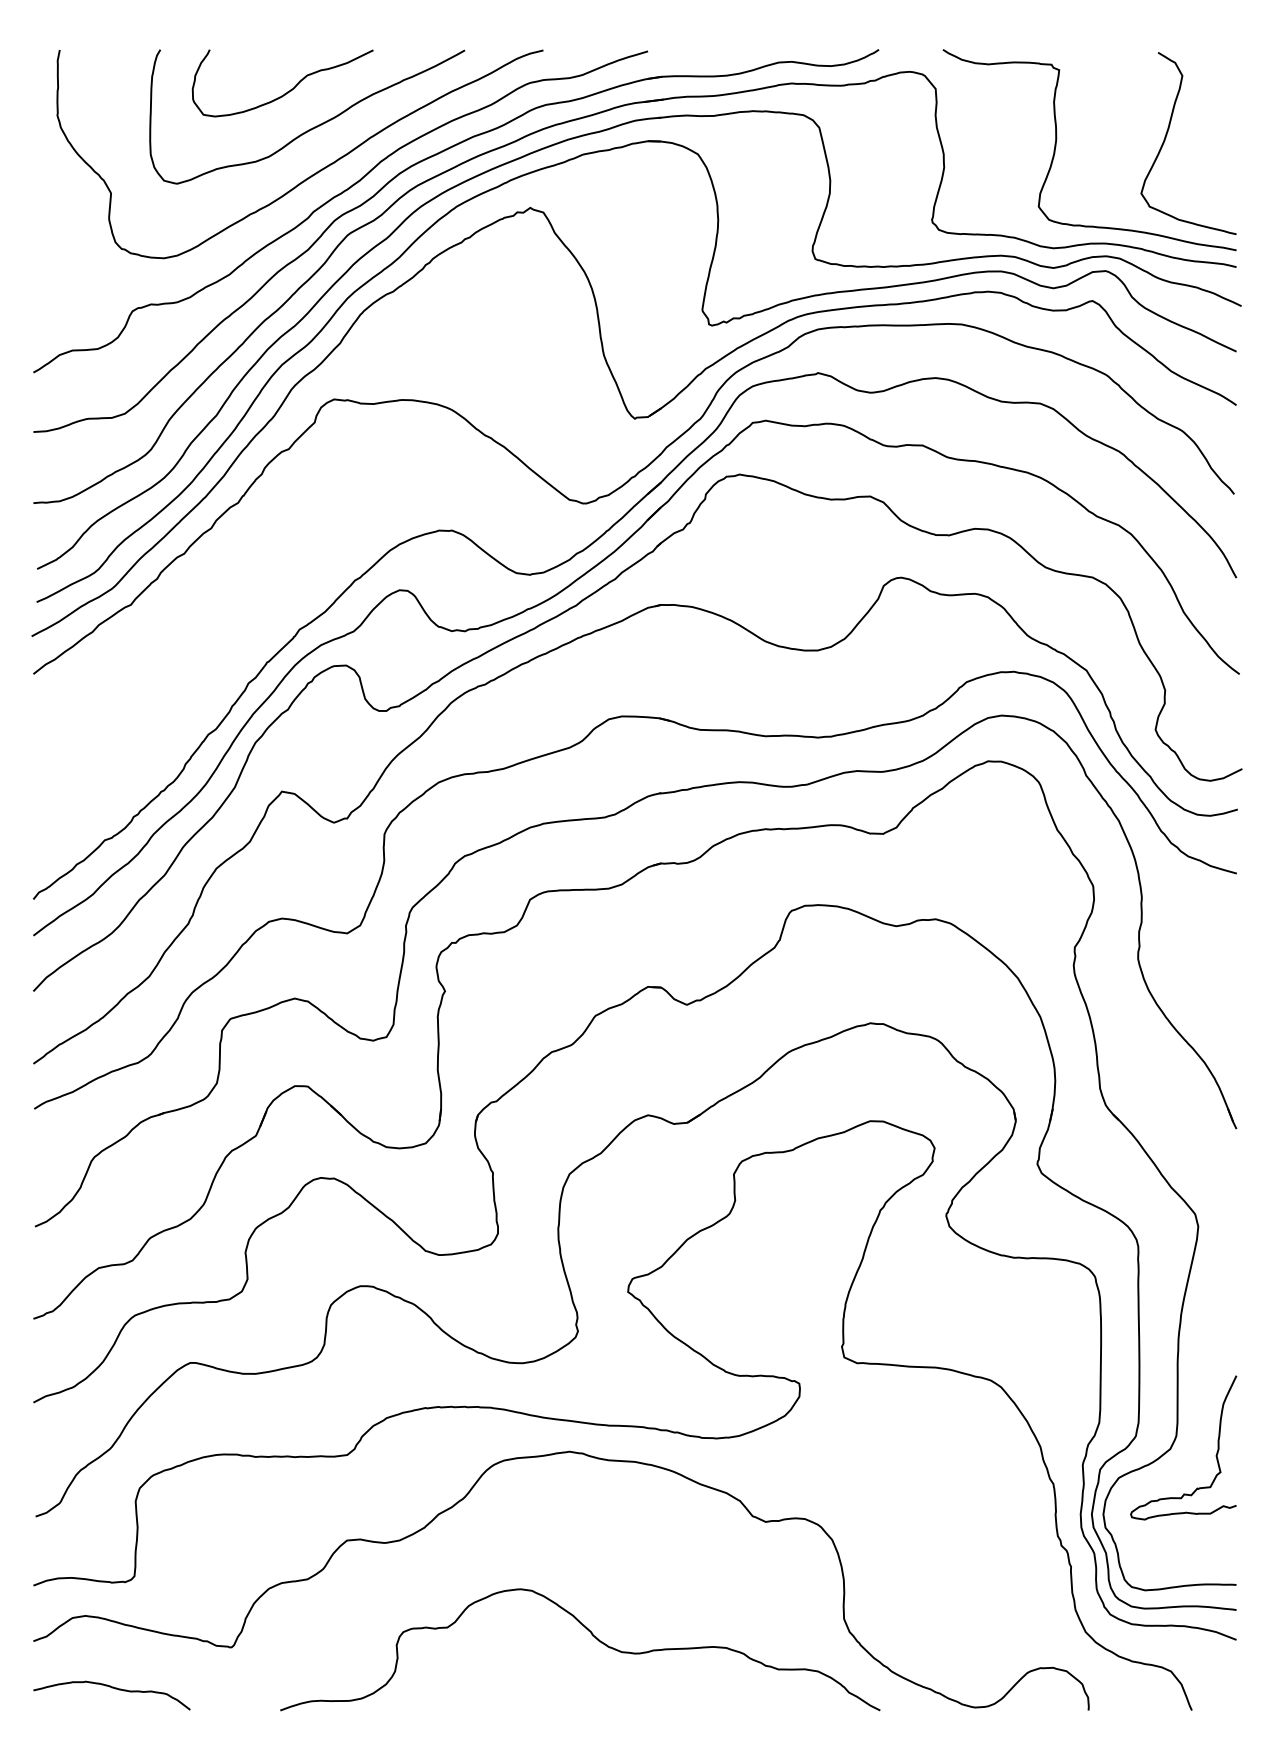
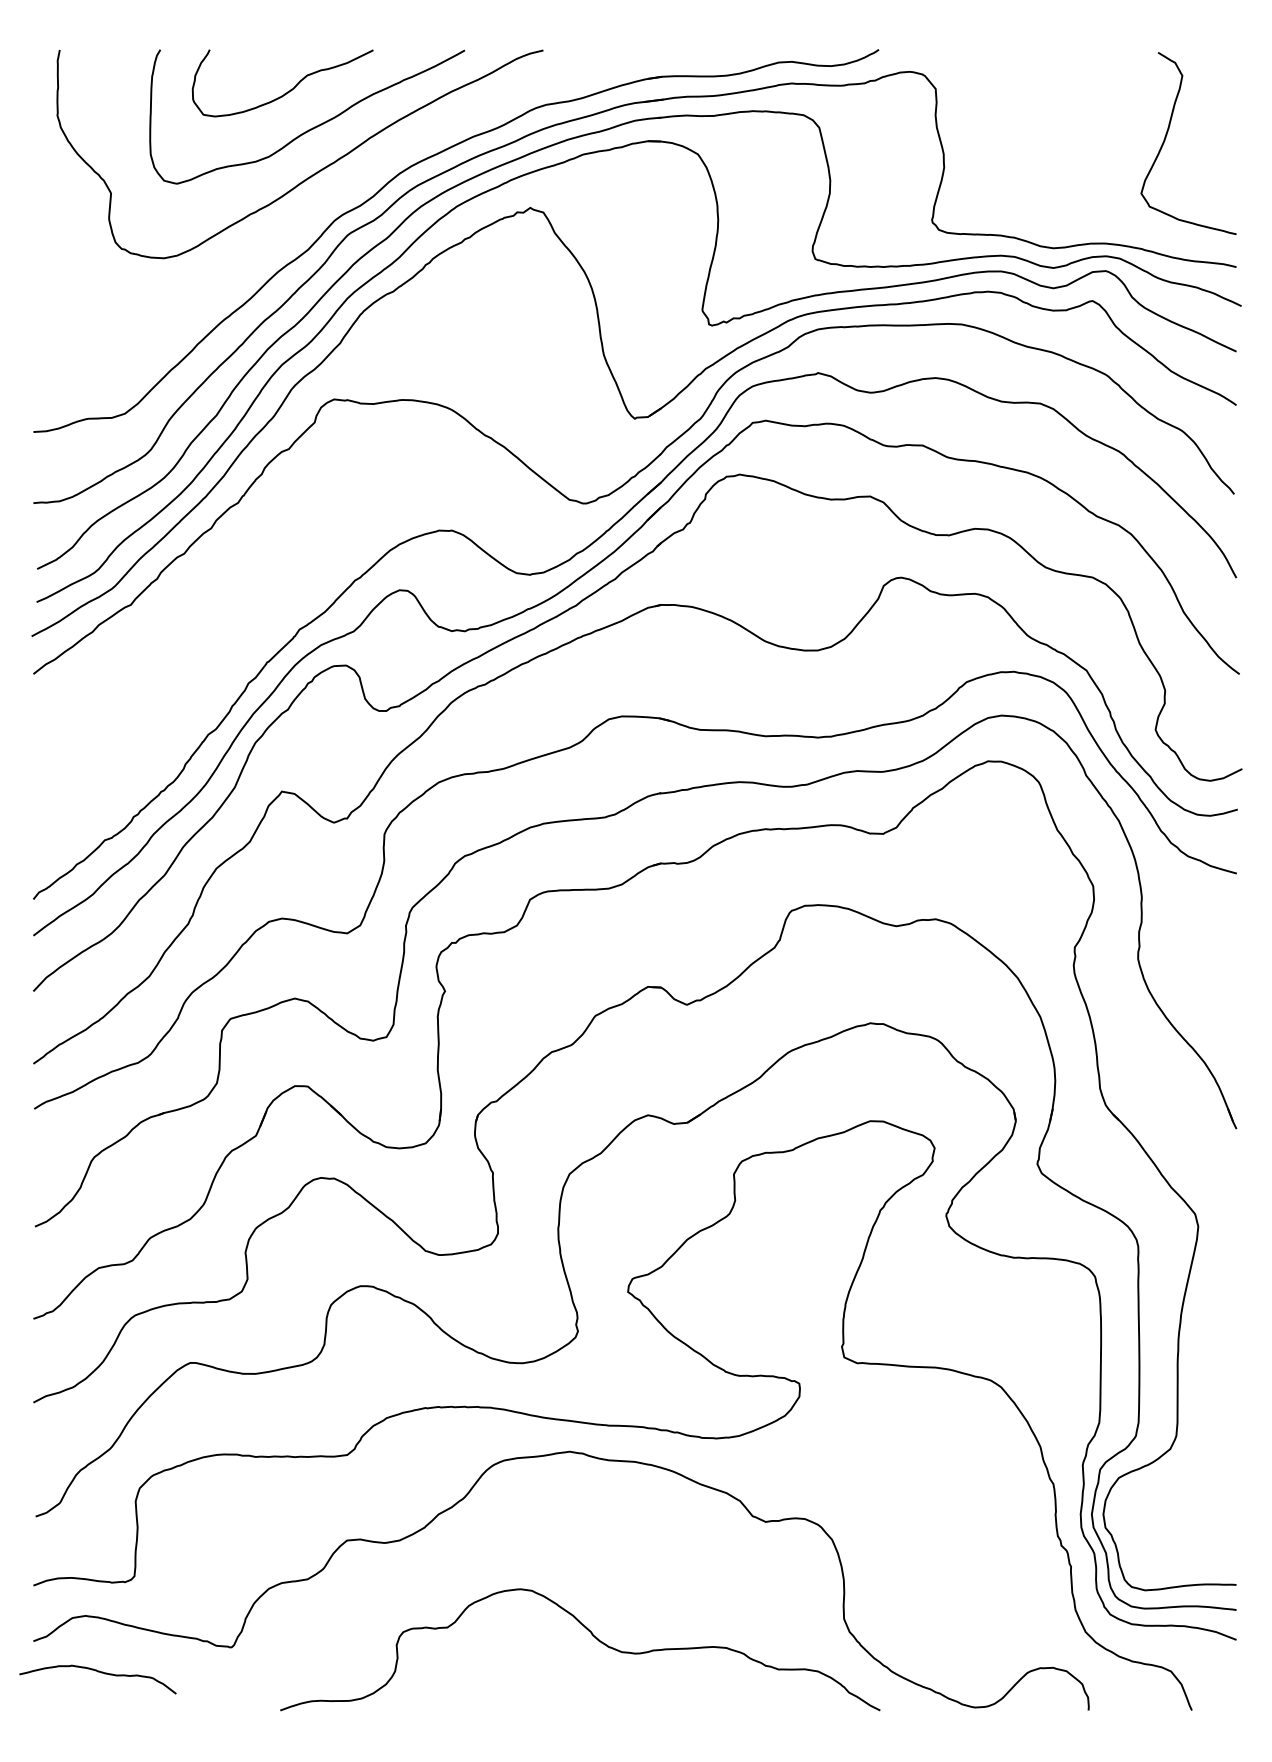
curve: present -> none (1056, 147)
curve: present -> none (330, 201)
curve: present -> none (1215, 1455)
curve position: (111, 1688) -> (97, 1672) (97, 1672)
